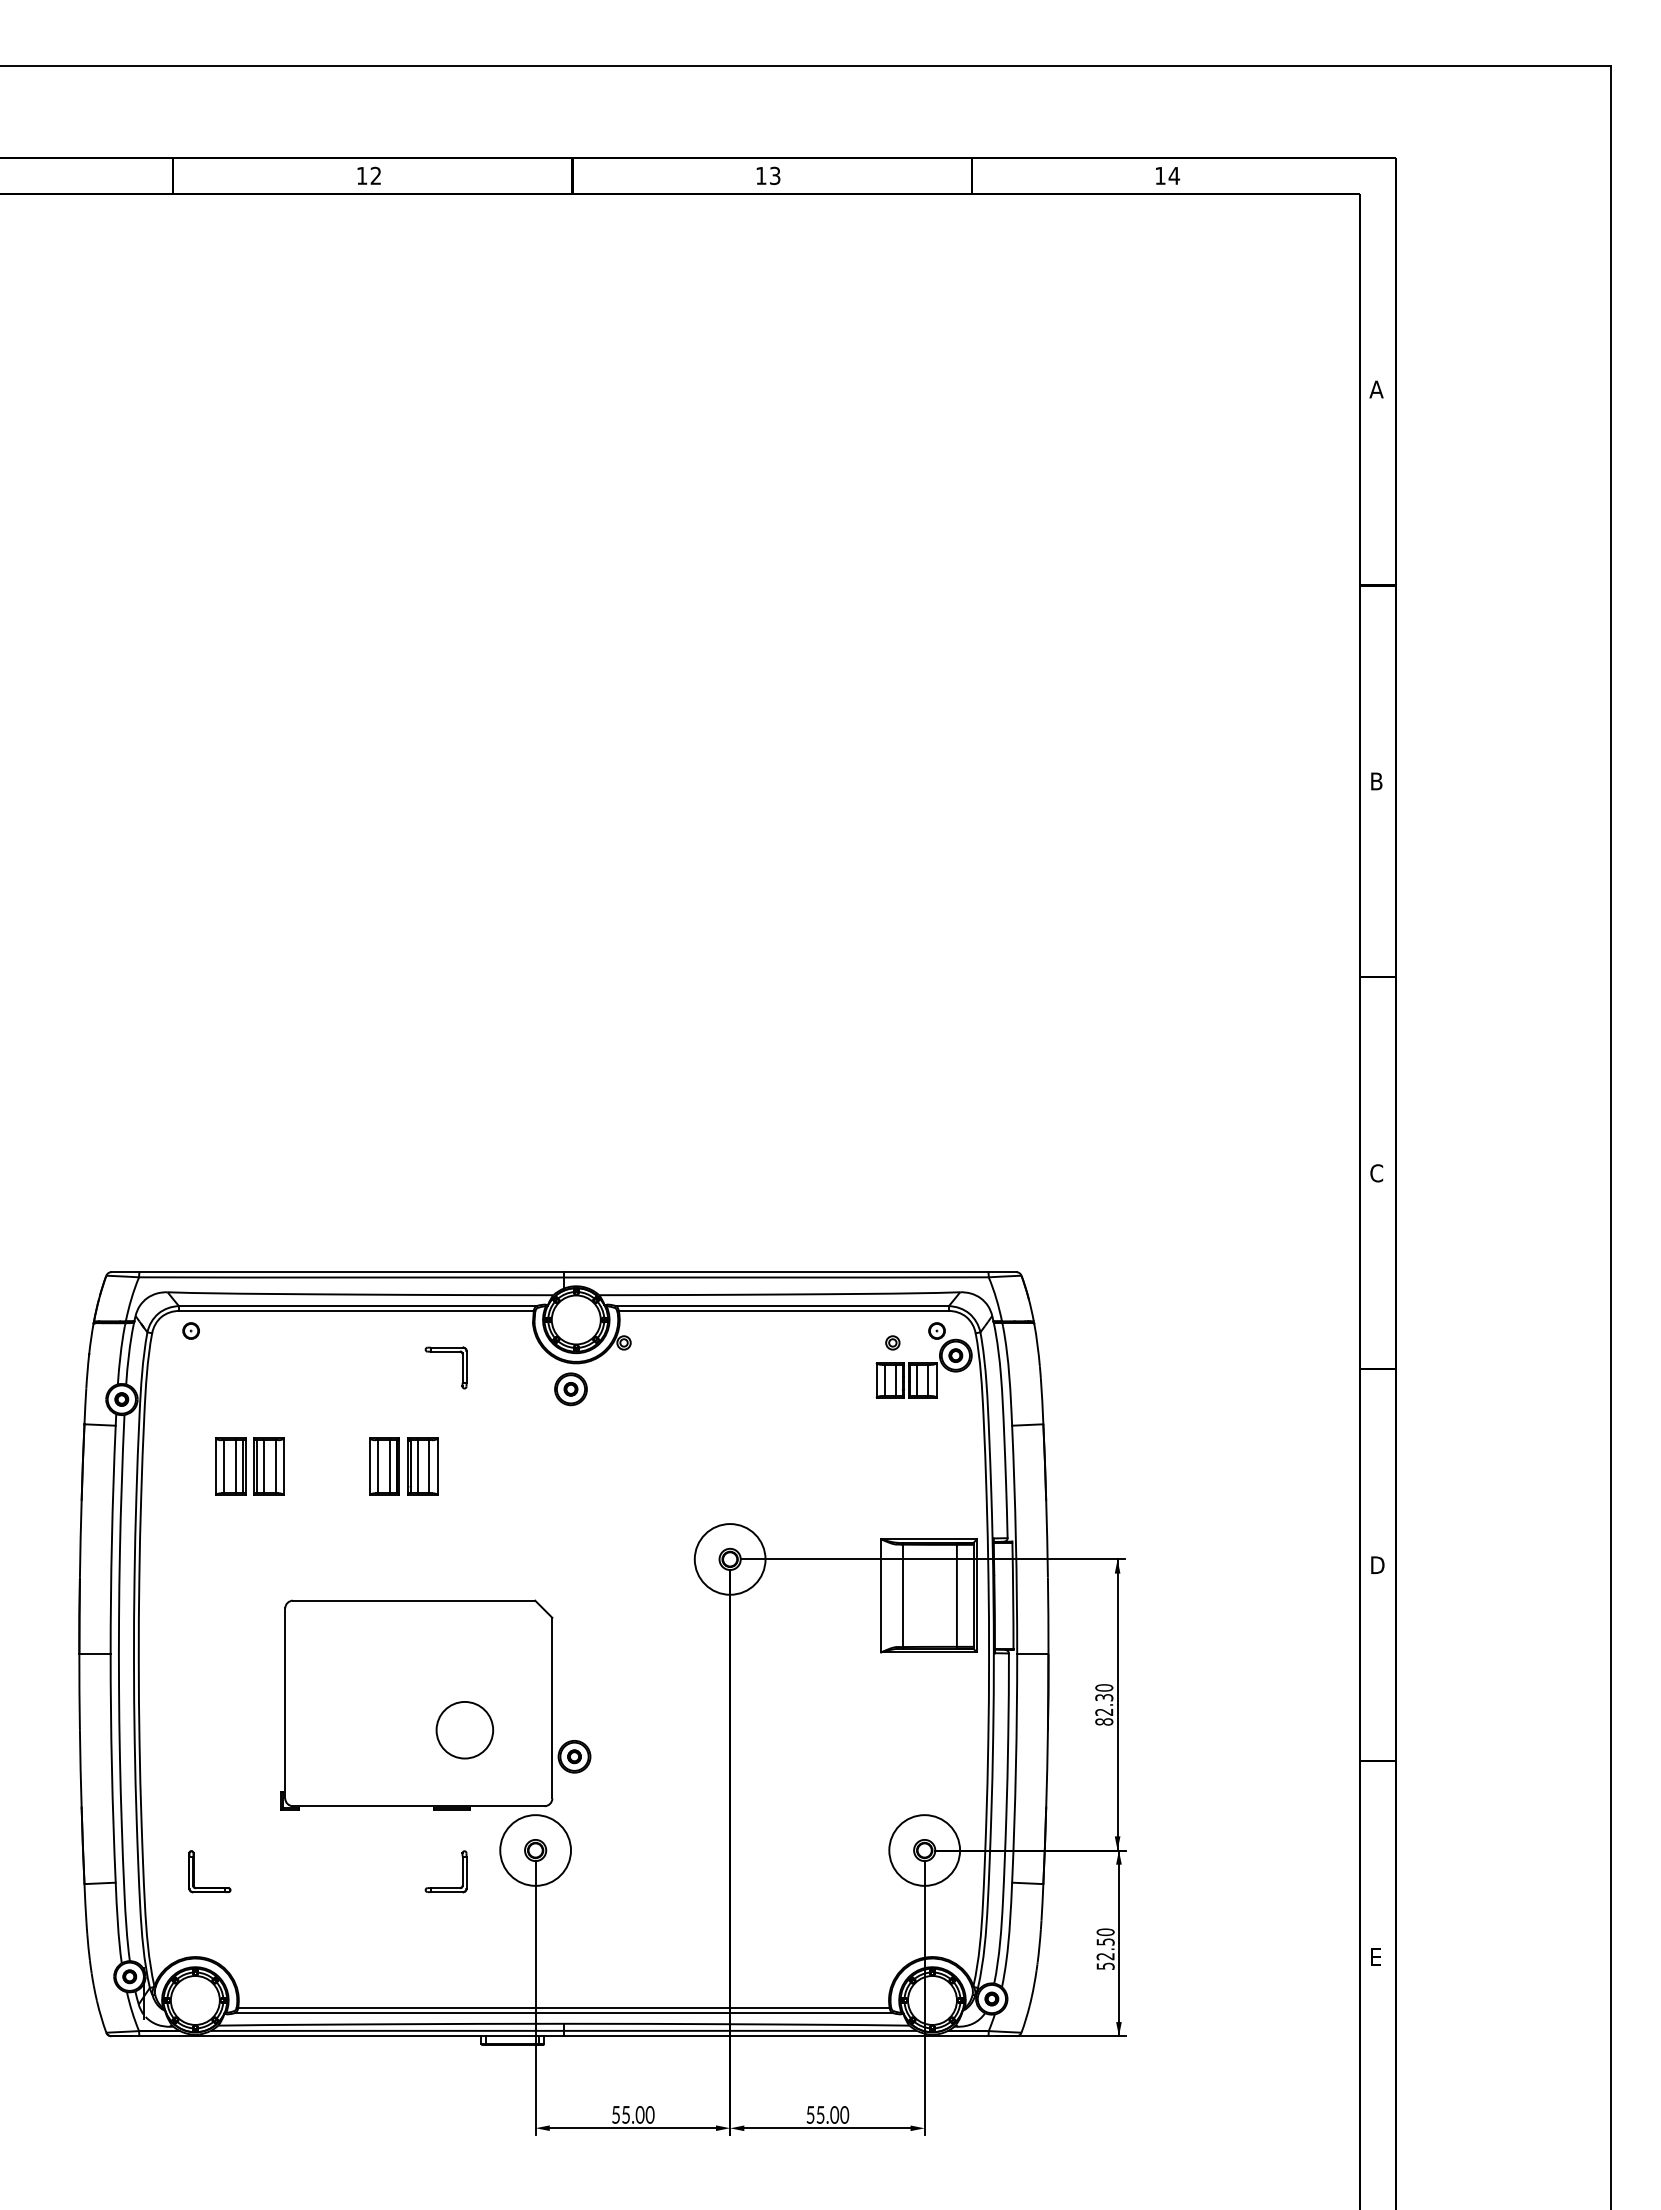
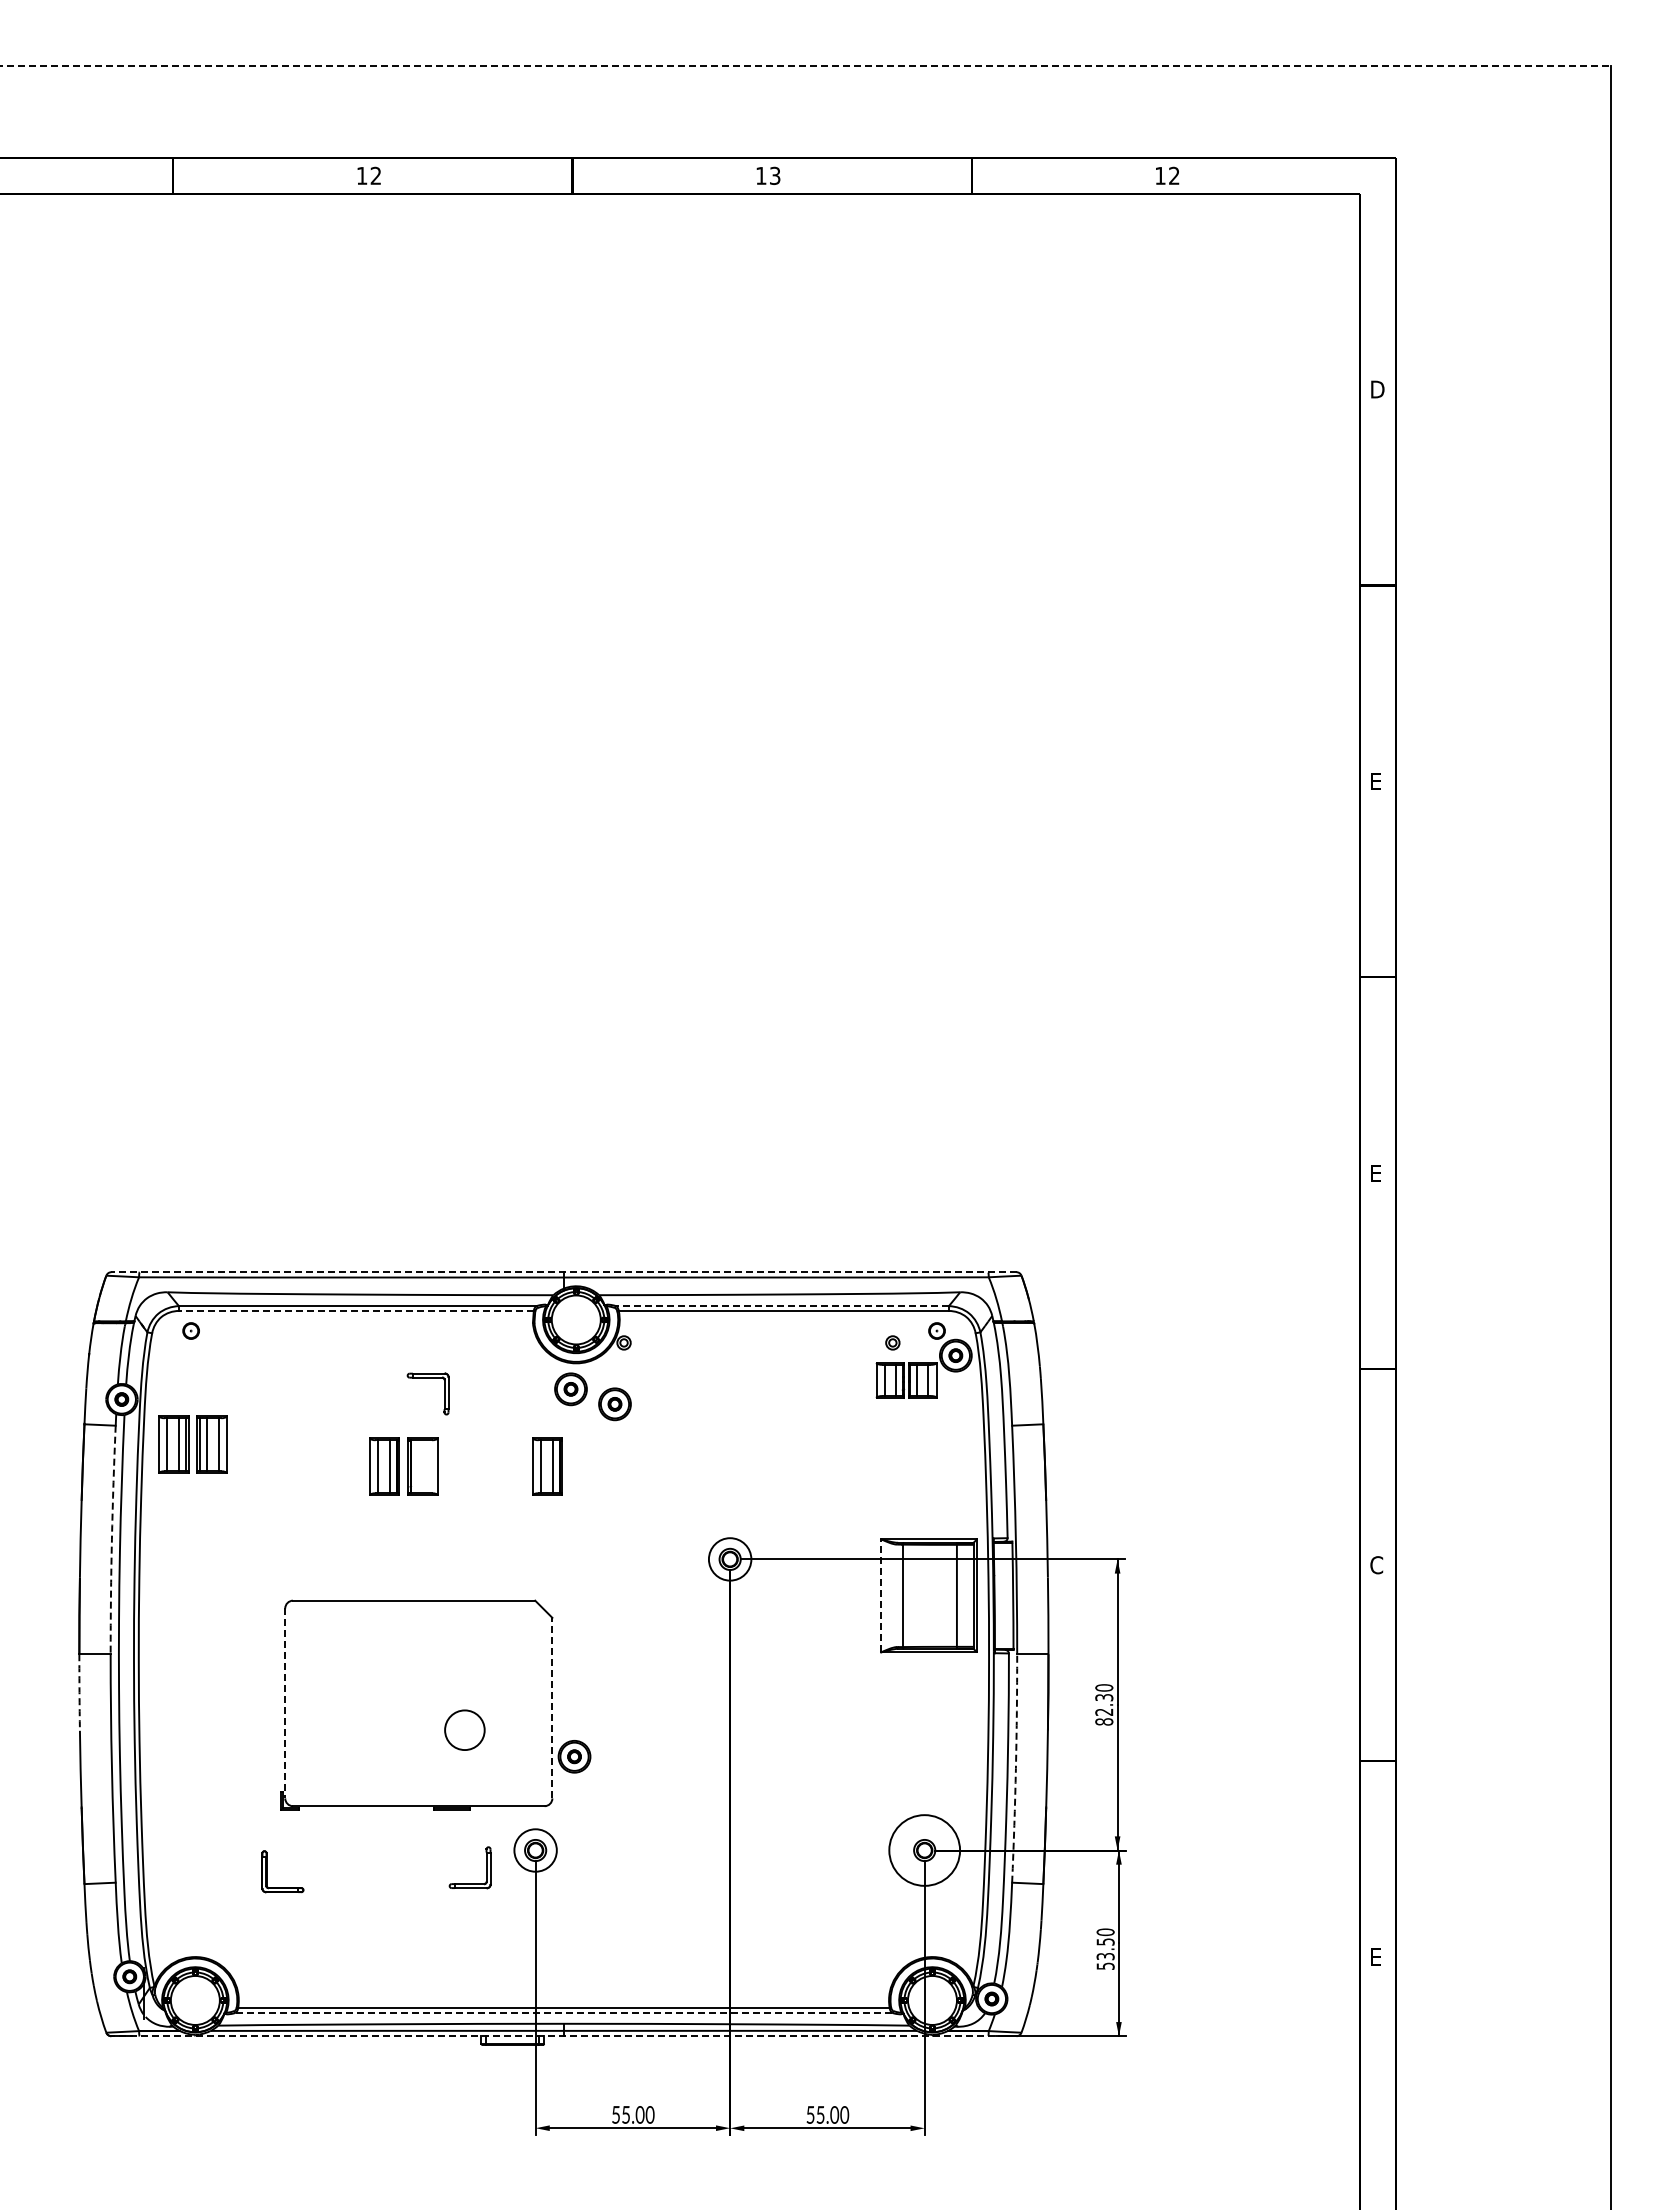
line: solid -> dashed (806, 66)
text: 14 -> 12 (1174, 175)
text: A -> D (1376, 389)
text: B -> E (1376, 781)
text: C -> E (1376, 1173)
line: solid -> dashed (563, 1272)
line: solid -> dashed (782, 1306)
line: solid -> dashed (355, 1310)
part position: (445, 1352) -> (427, 1378) (427, 1378)
part: none -> present (614, 1404)
part position: (249, 1466) -> (192, 1444) (192, 1444)
line: present -> none (418, 1466)
line: present -> none (429, 1466)
part: none -> present (547, 1466)
arc: solid -> dashed (111, 1539)
circle diameter: 71 px -> 42 px (729, 1559)
text: D -> C (1377, 1565)
line: solid -> dashed (881, 1595)
arc: solid -> dashed (79, 1692)
line: solid -> dashed (285, 1703)
line: solid -> dashed (552, 1707)
circle diameter: 57 px -> 40 px (464, 1730)
arc: solid -> dashed (1015, 1768)
circle diameter: 71 px -> 42 px (535, 1850)
part position: (194, 1871) -> (267, 1871) (267, 1871)
part position: (445, 1887) -> (469, 1883) (469, 1883)
text: 52.50 -> 53.50 (1105, 1956)
line: solid -> dashed (564, 2012)
line: solid -> dashed (563, 2036)
